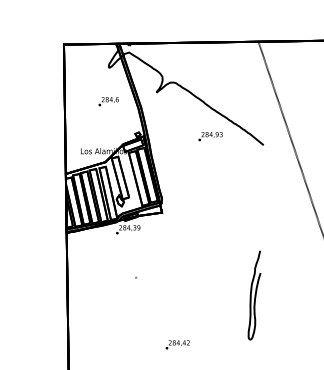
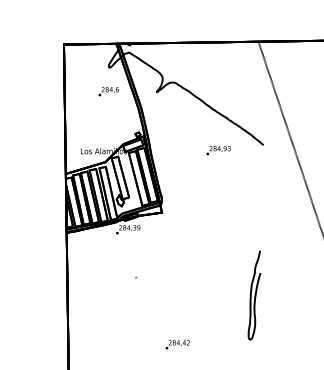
text position: (108, 101) -> (108, 91) (108, 91)
text position: (210, 136) -> (218, 150) (218, 150)
